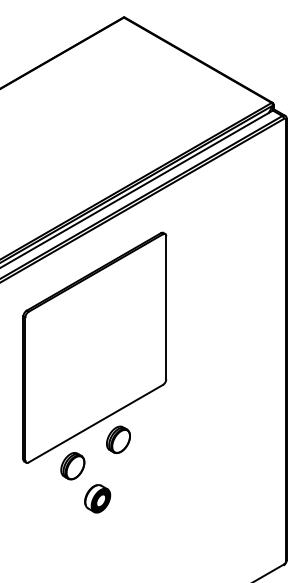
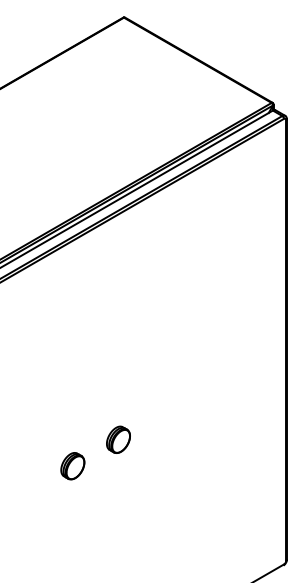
part: present -> none (94, 347)
part: present -> none (97, 498)
